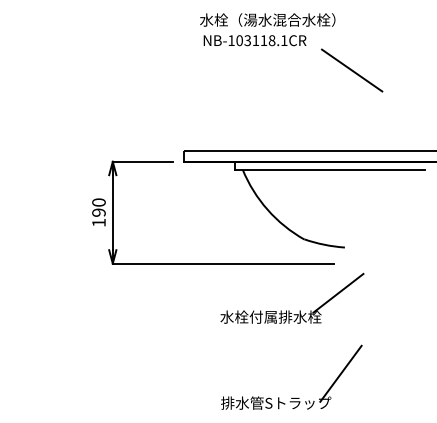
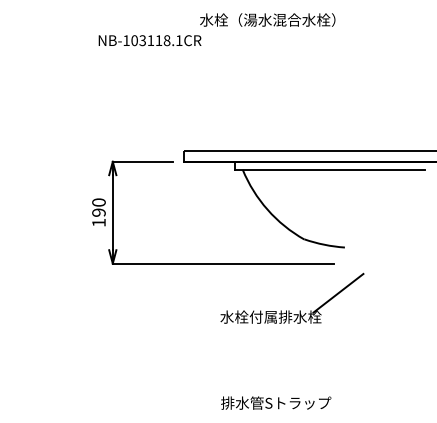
text position: (254, 40) -> (149, 40) (149, 40)
line: present -> none (352, 70)
line: present -> none (340, 373)
